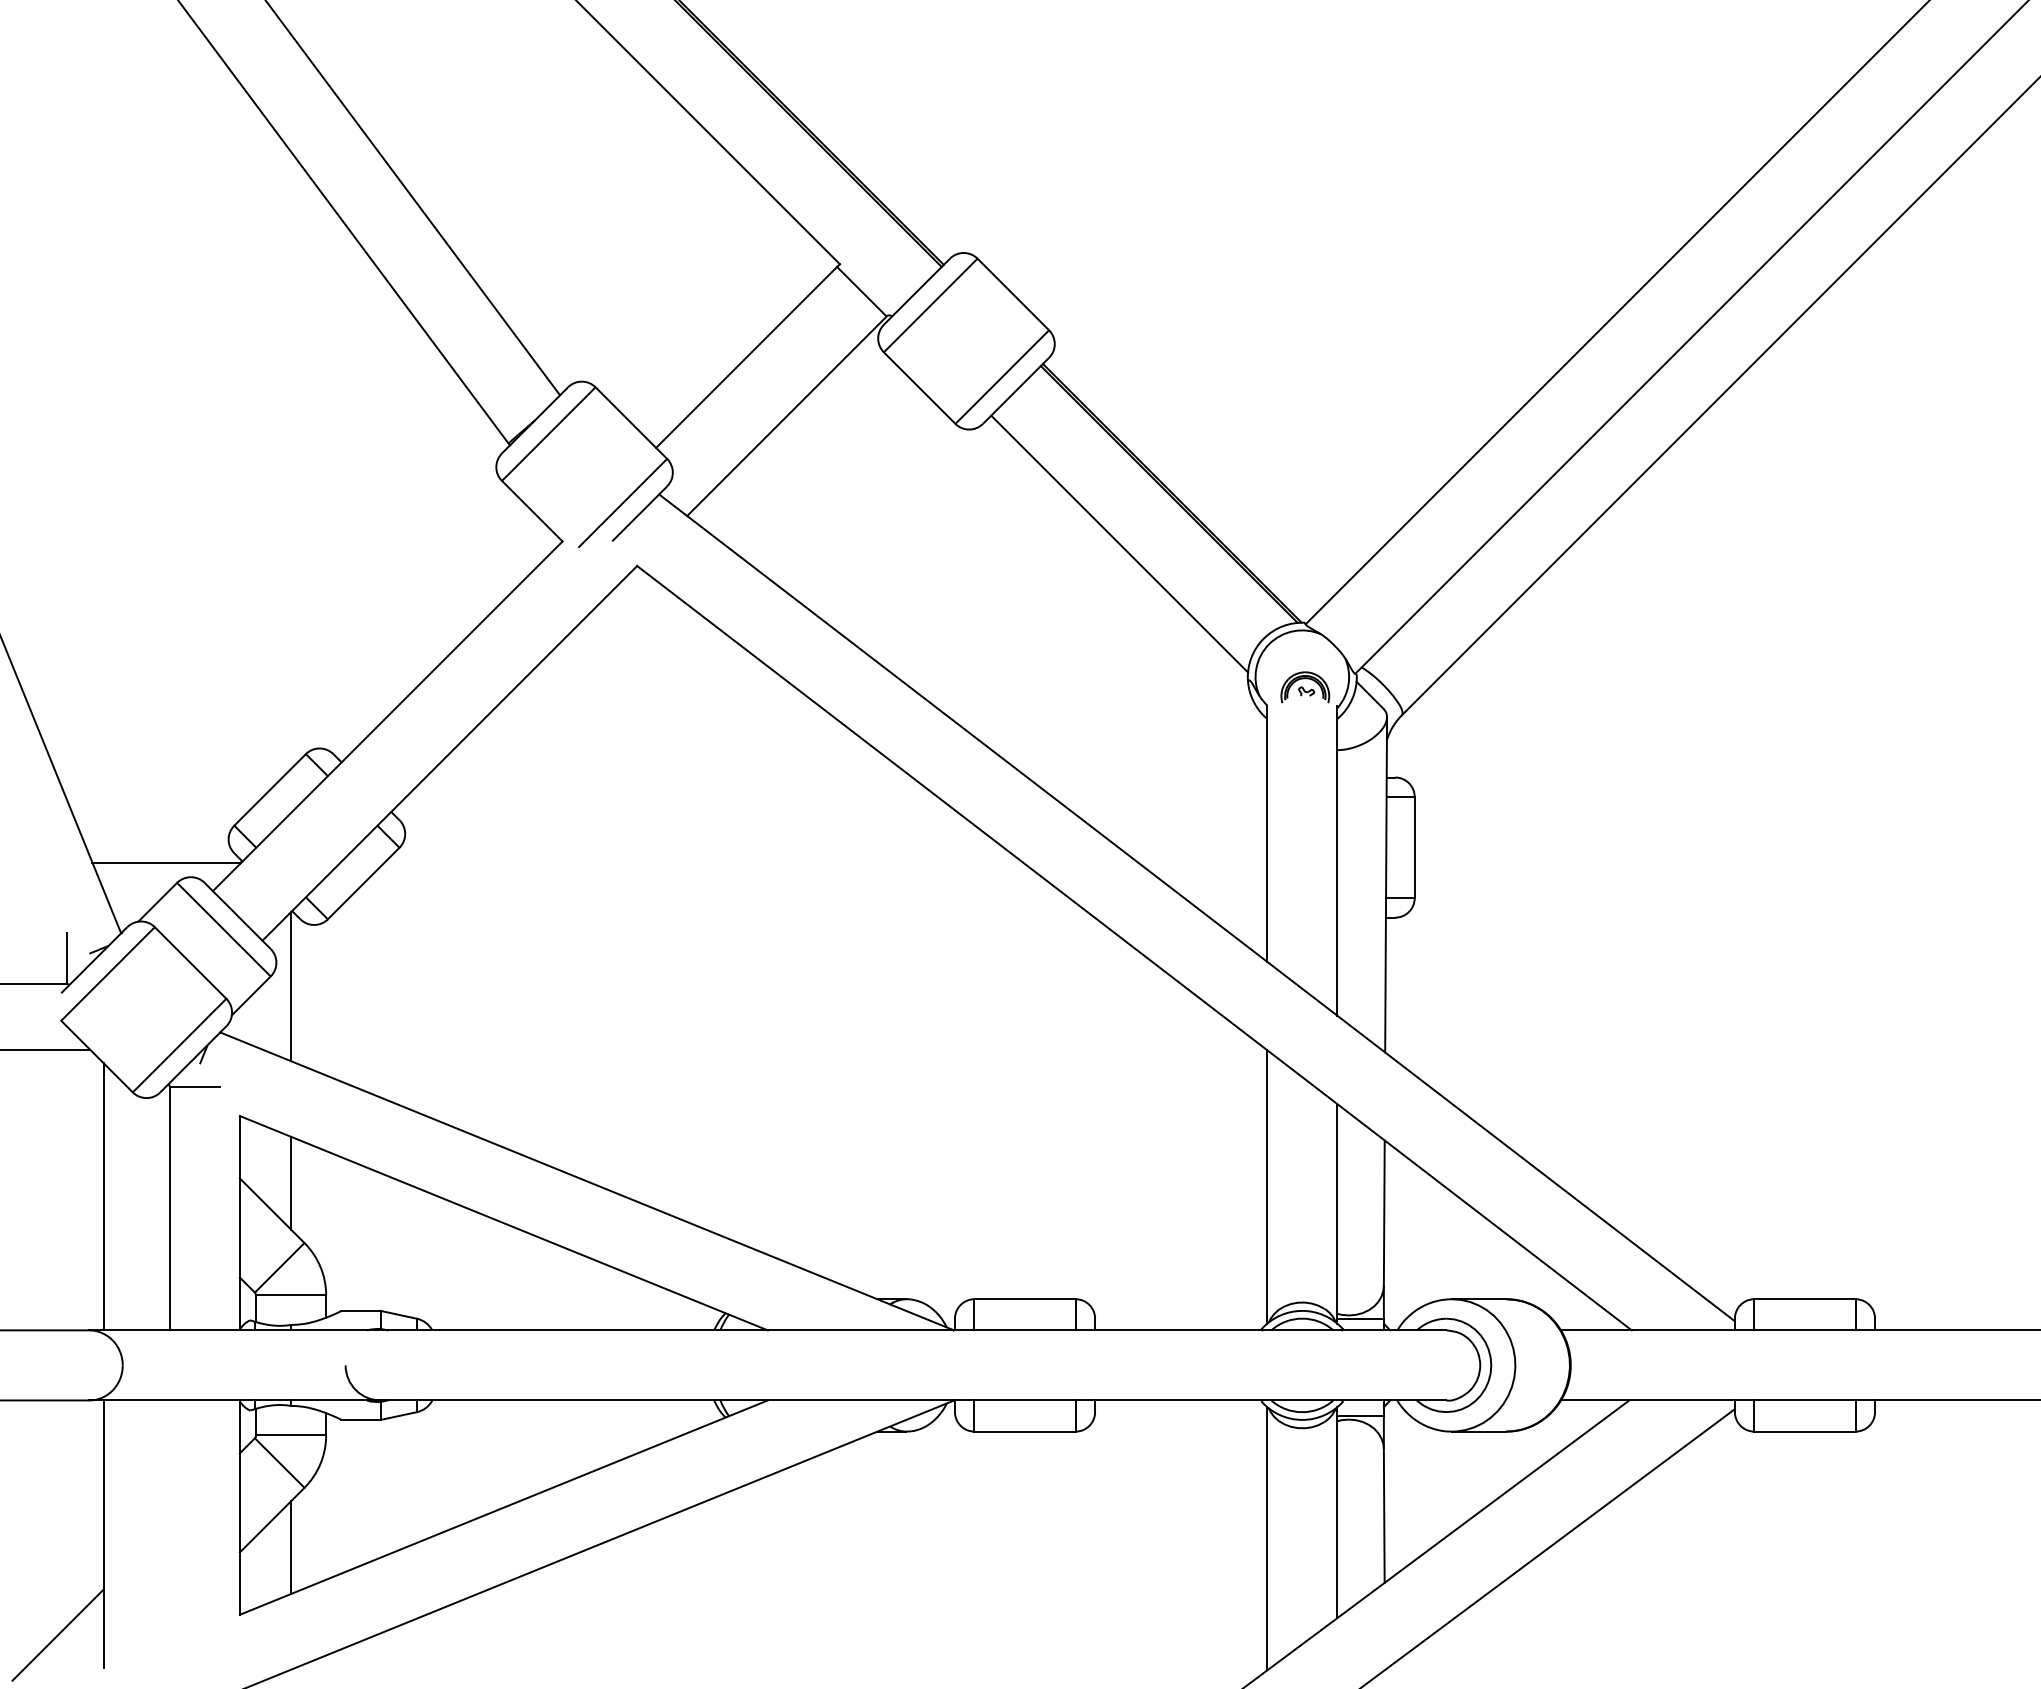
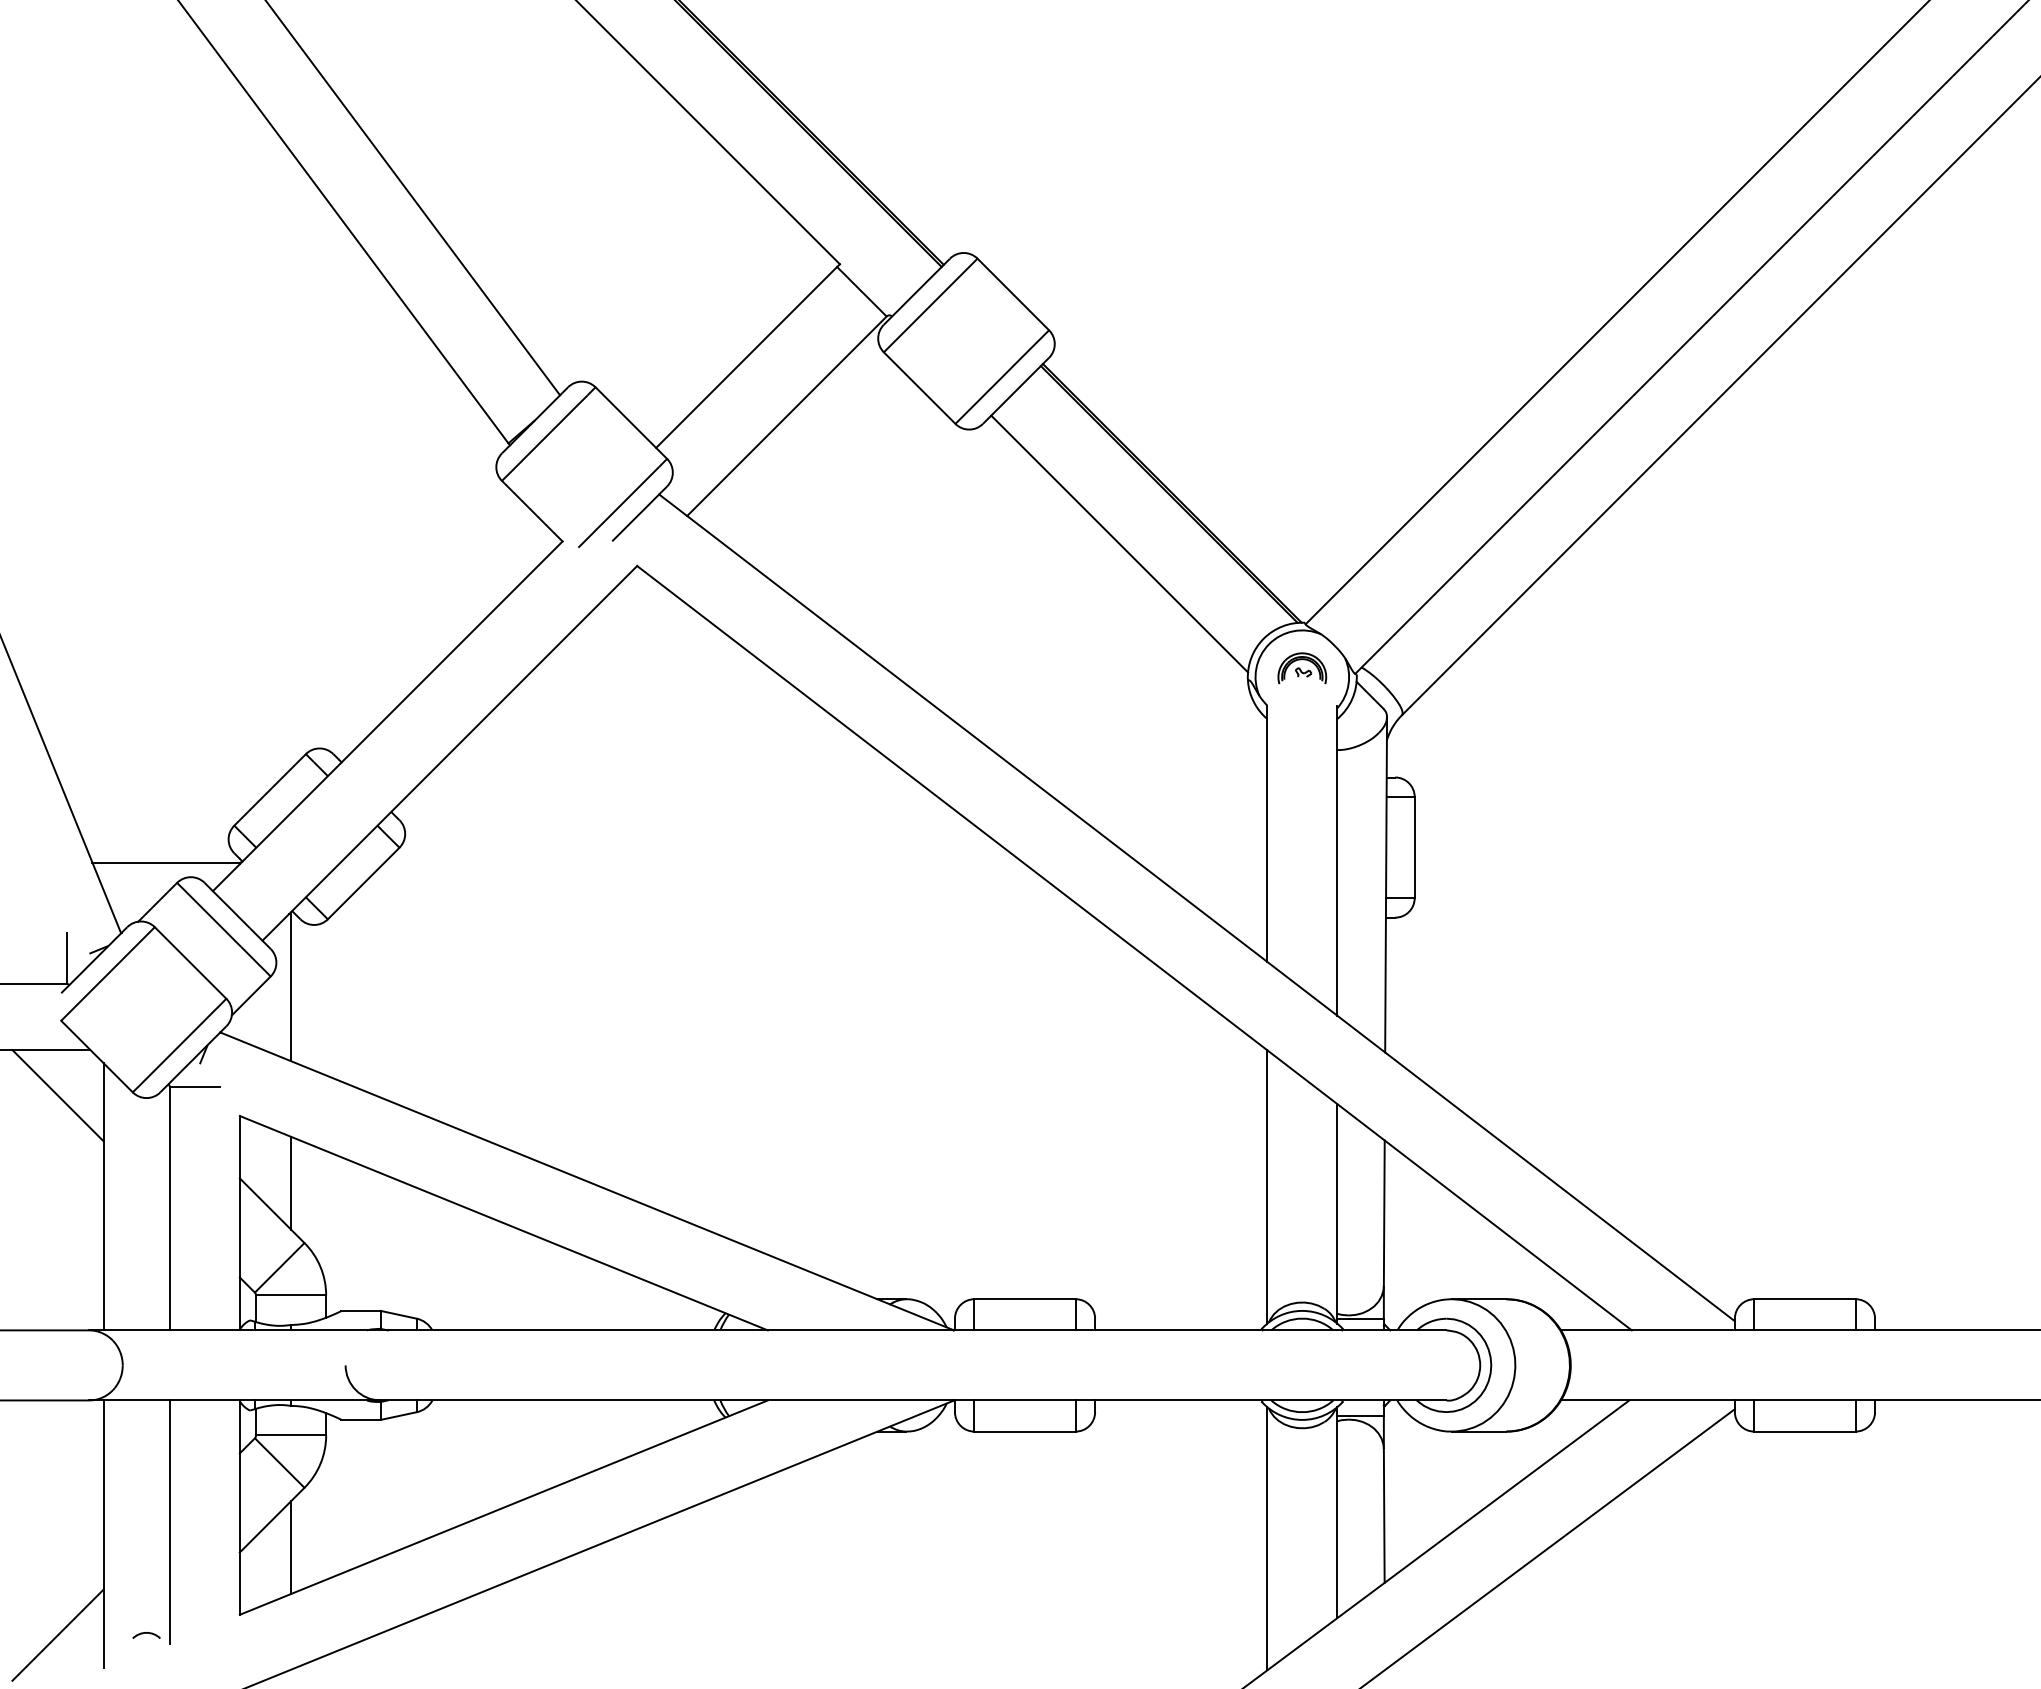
part position: (1305, 687) -> (1302, 668) (1302, 668)
line: none -> present (57, 1095)
line: none -> present (169, 1522)
arc: none -> present (146, 1633)
